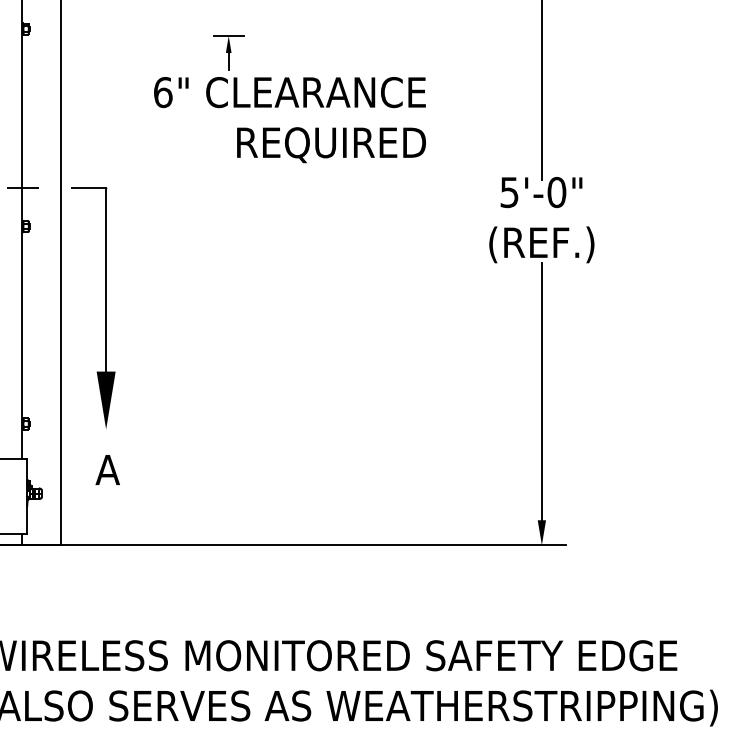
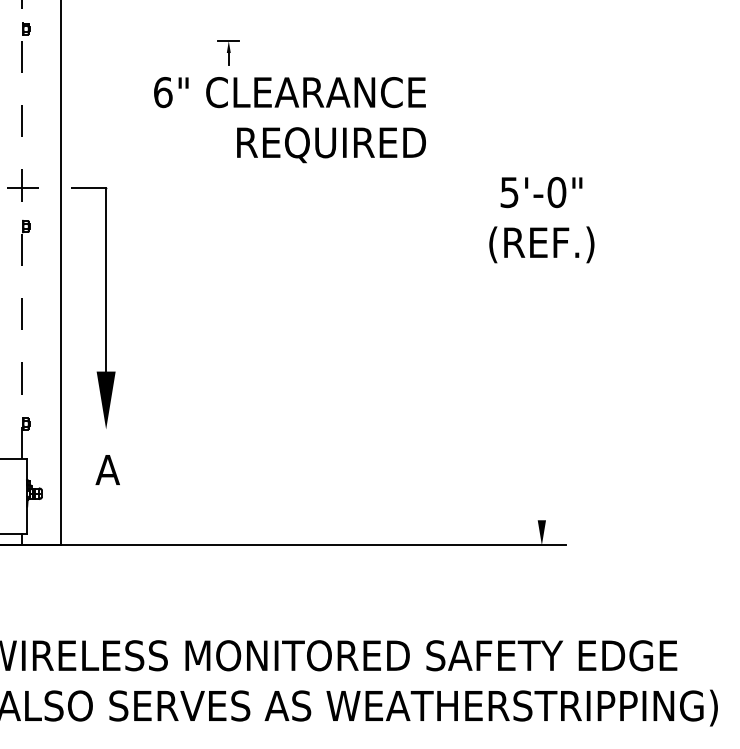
part size: 32x36 px -> 23x26 px (228, 52)
line: present -> none (541, 90)
line: solid -> dashed (22, 229)
line: present -> none (541, 391)
